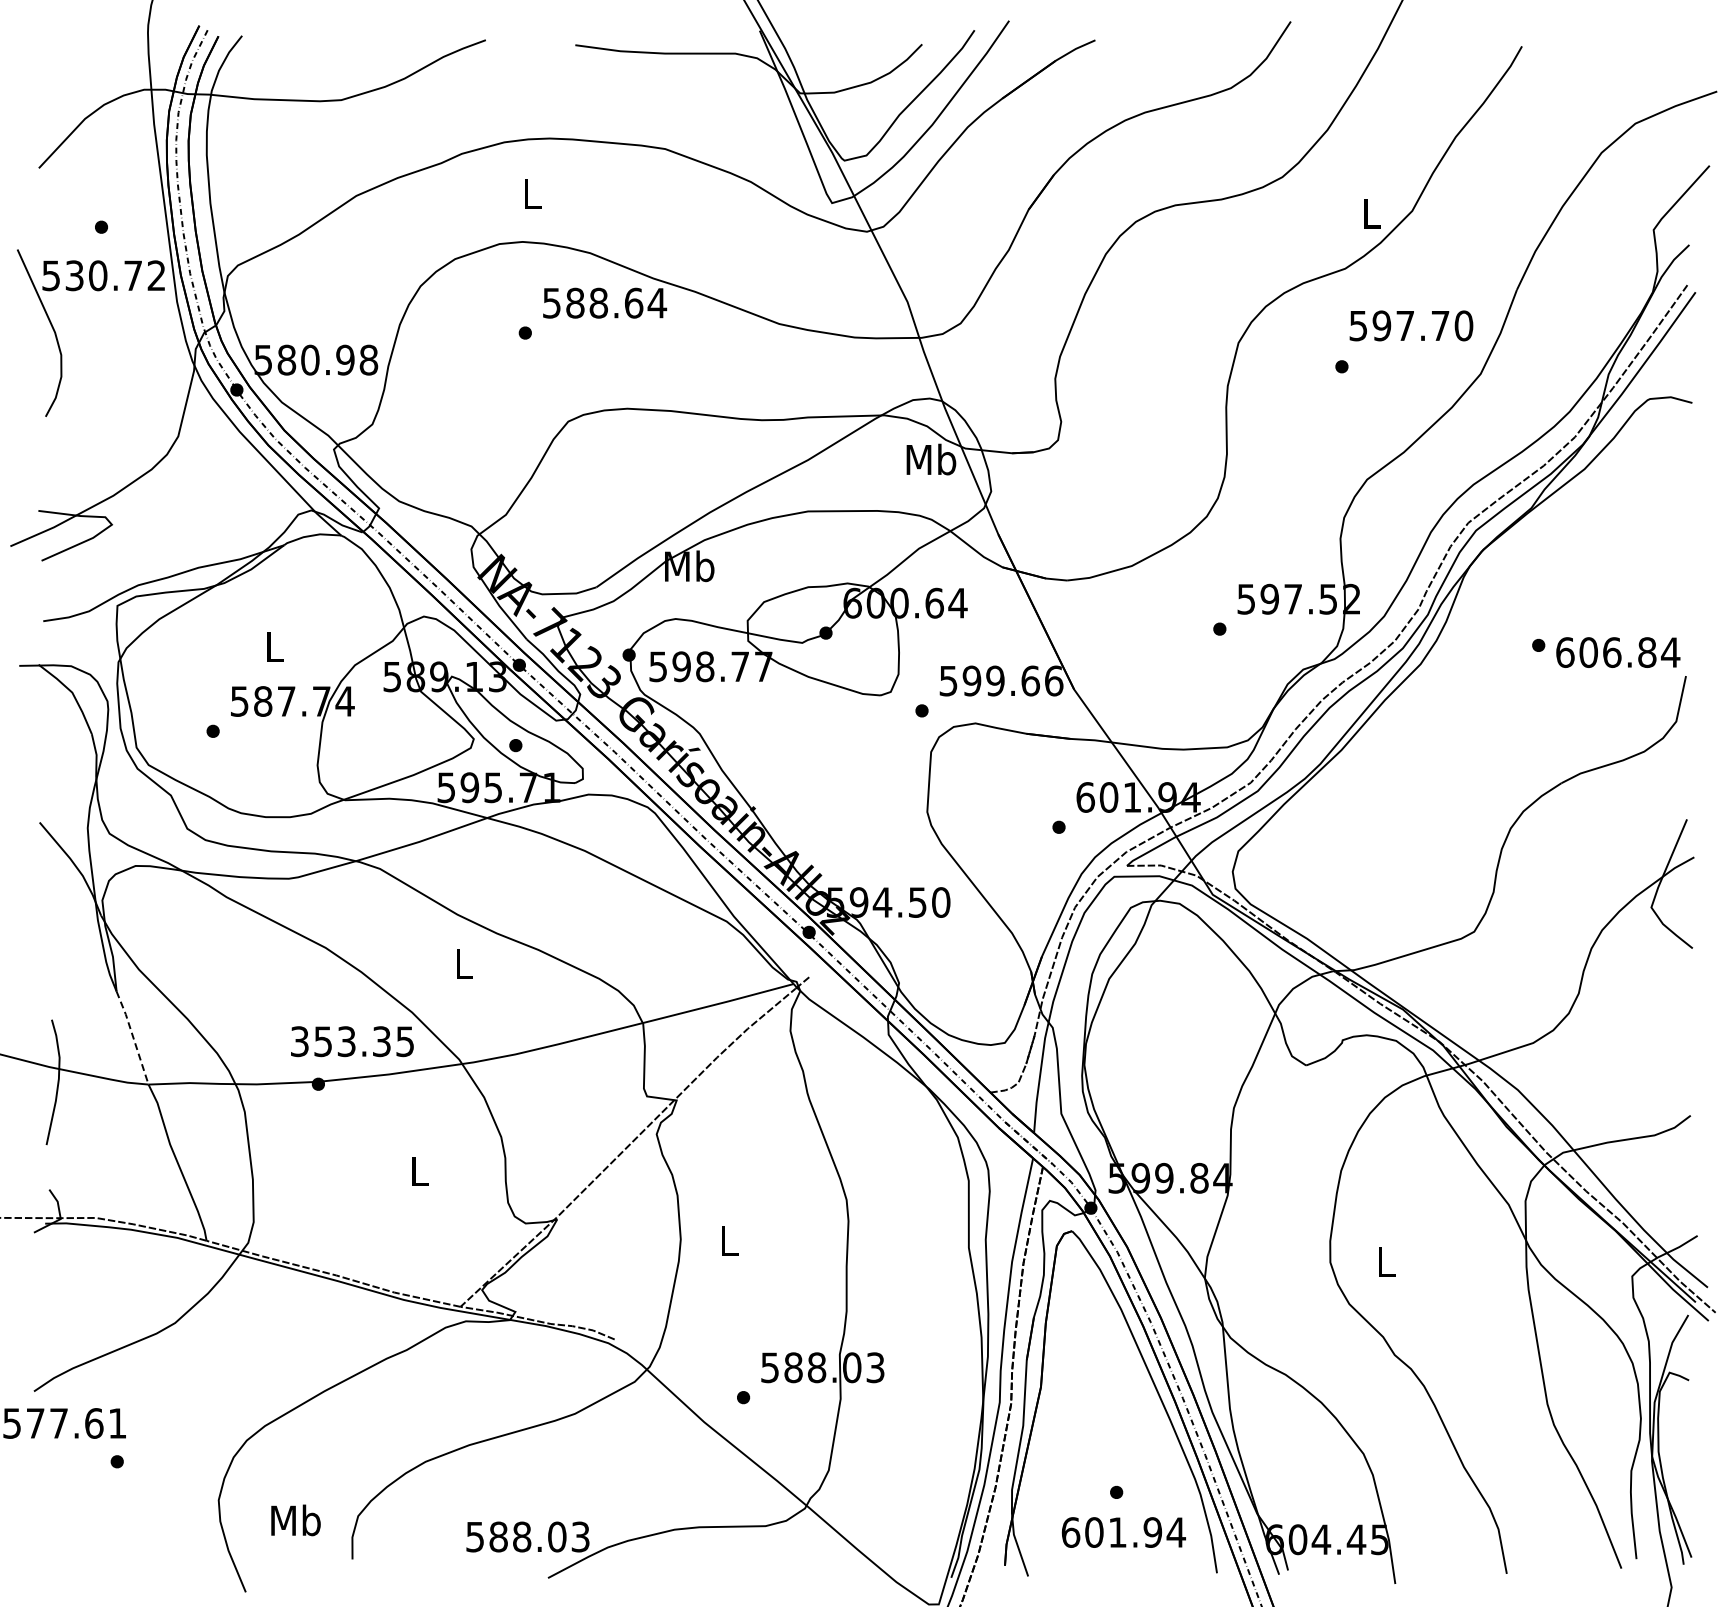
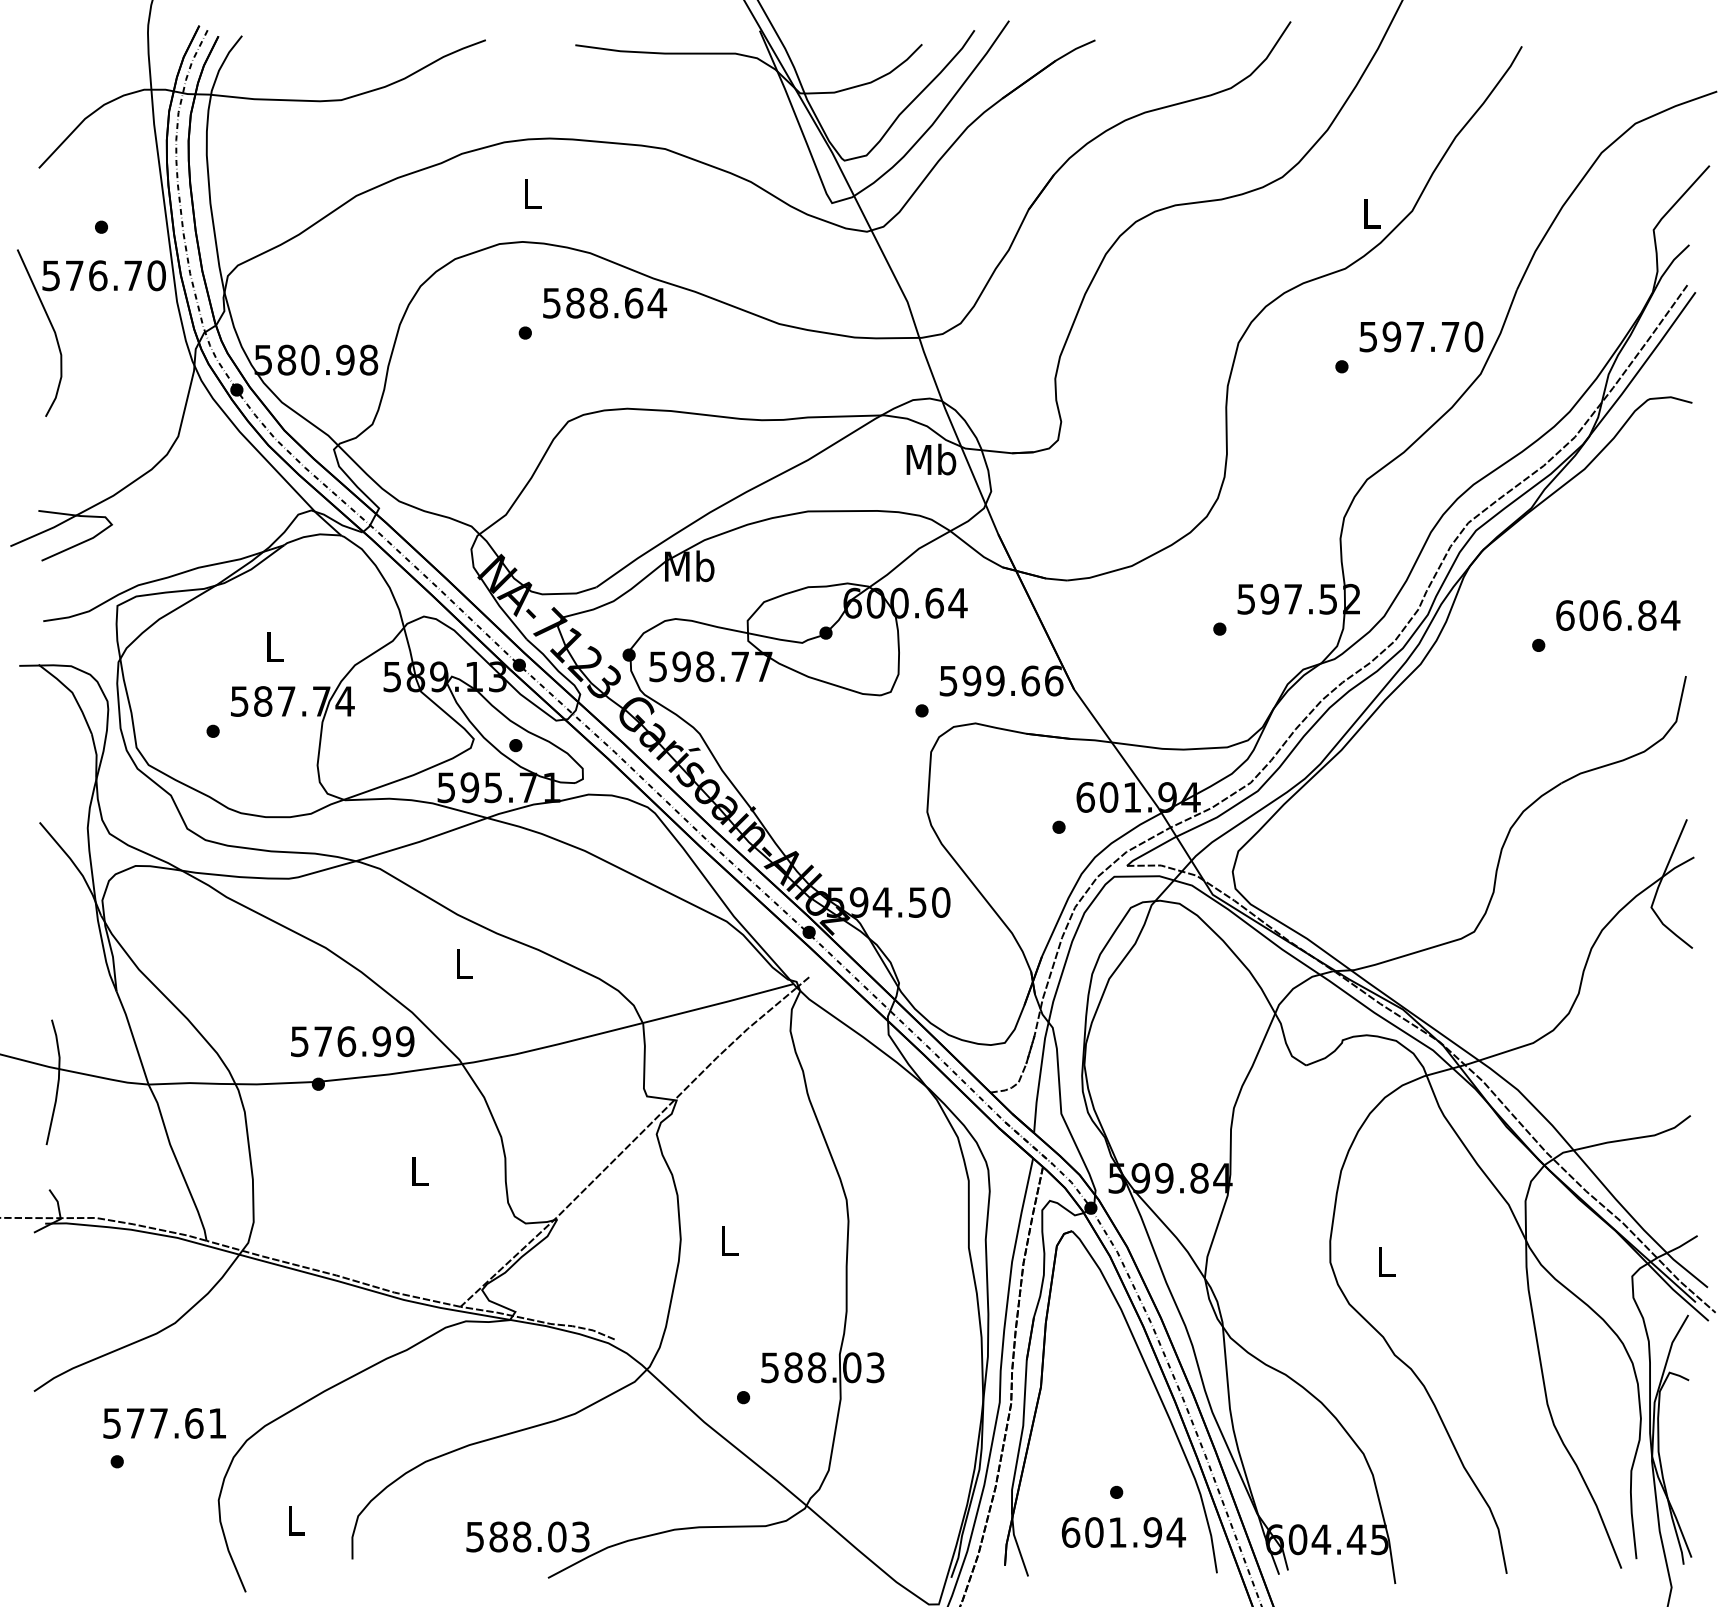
text: 530.72 -> 576.70 (115, 275)
text position: (1411, 325) -> (1421, 336) (1421, 336)
text position: (1618, 652) -> (1618, 615) (1618, 615)
line: dashed -> solid (133, 1037)
text: 353.35 -> 576.99 (352, 1041)
text position: (64, 1423) -> (164, 1423) (164, 1423)
text: Mb -> L (295, 1520)
